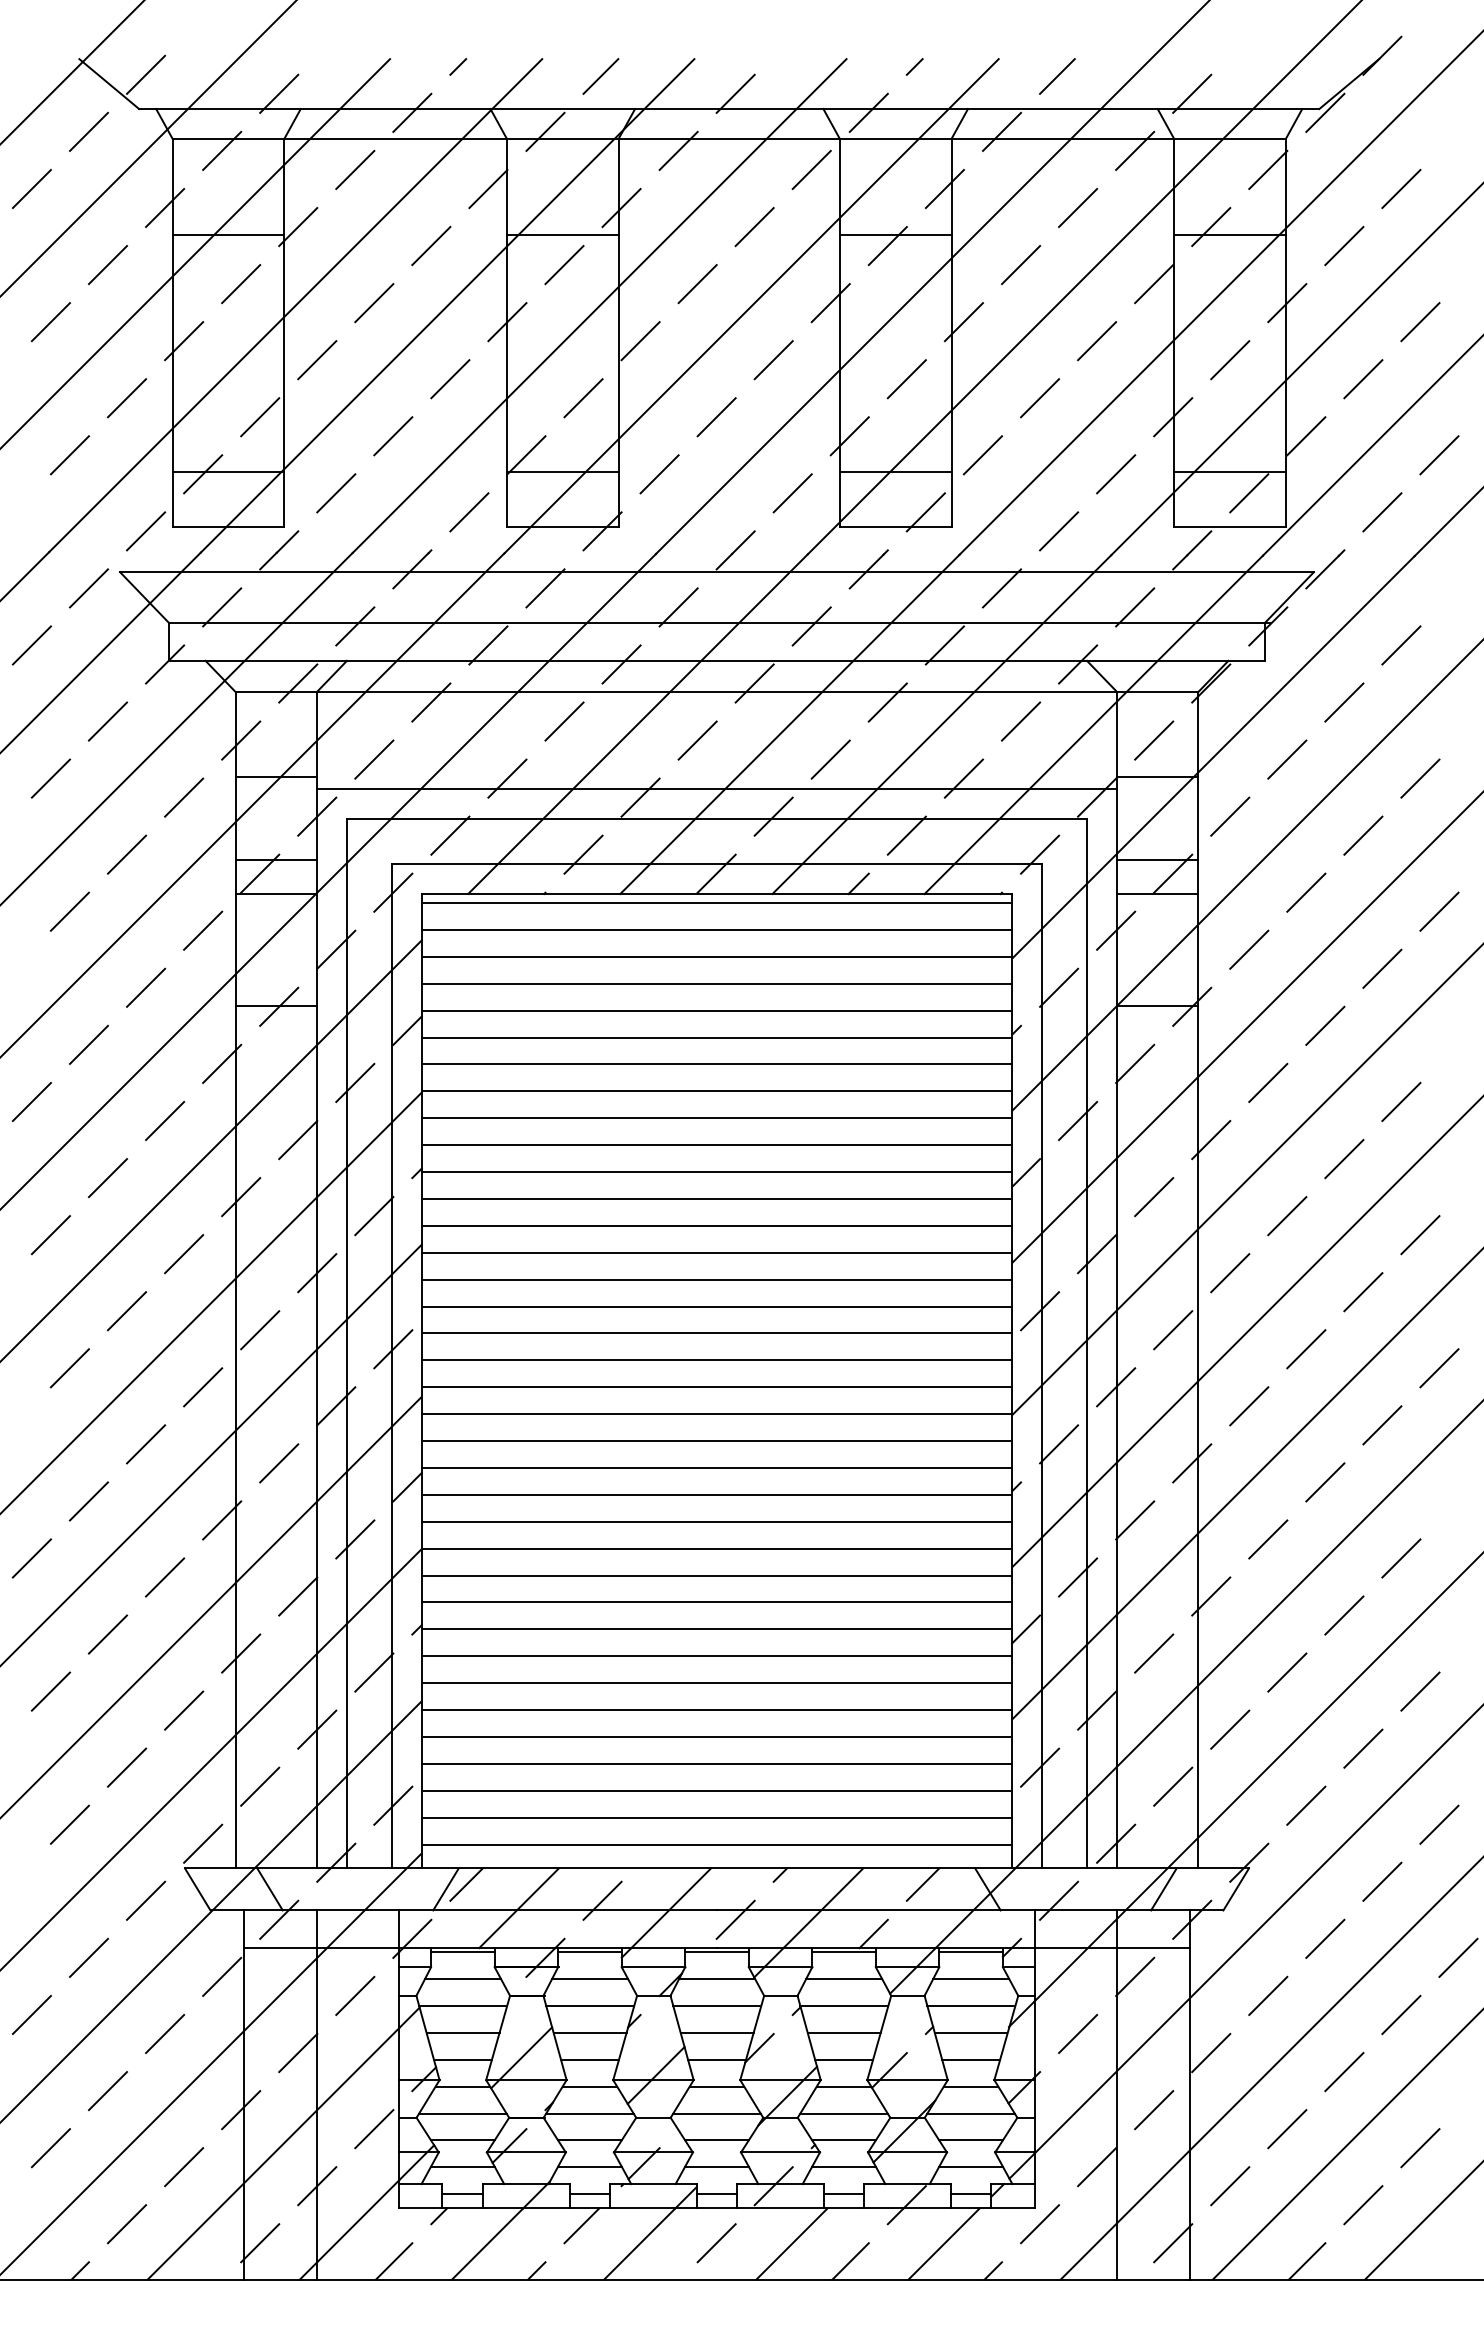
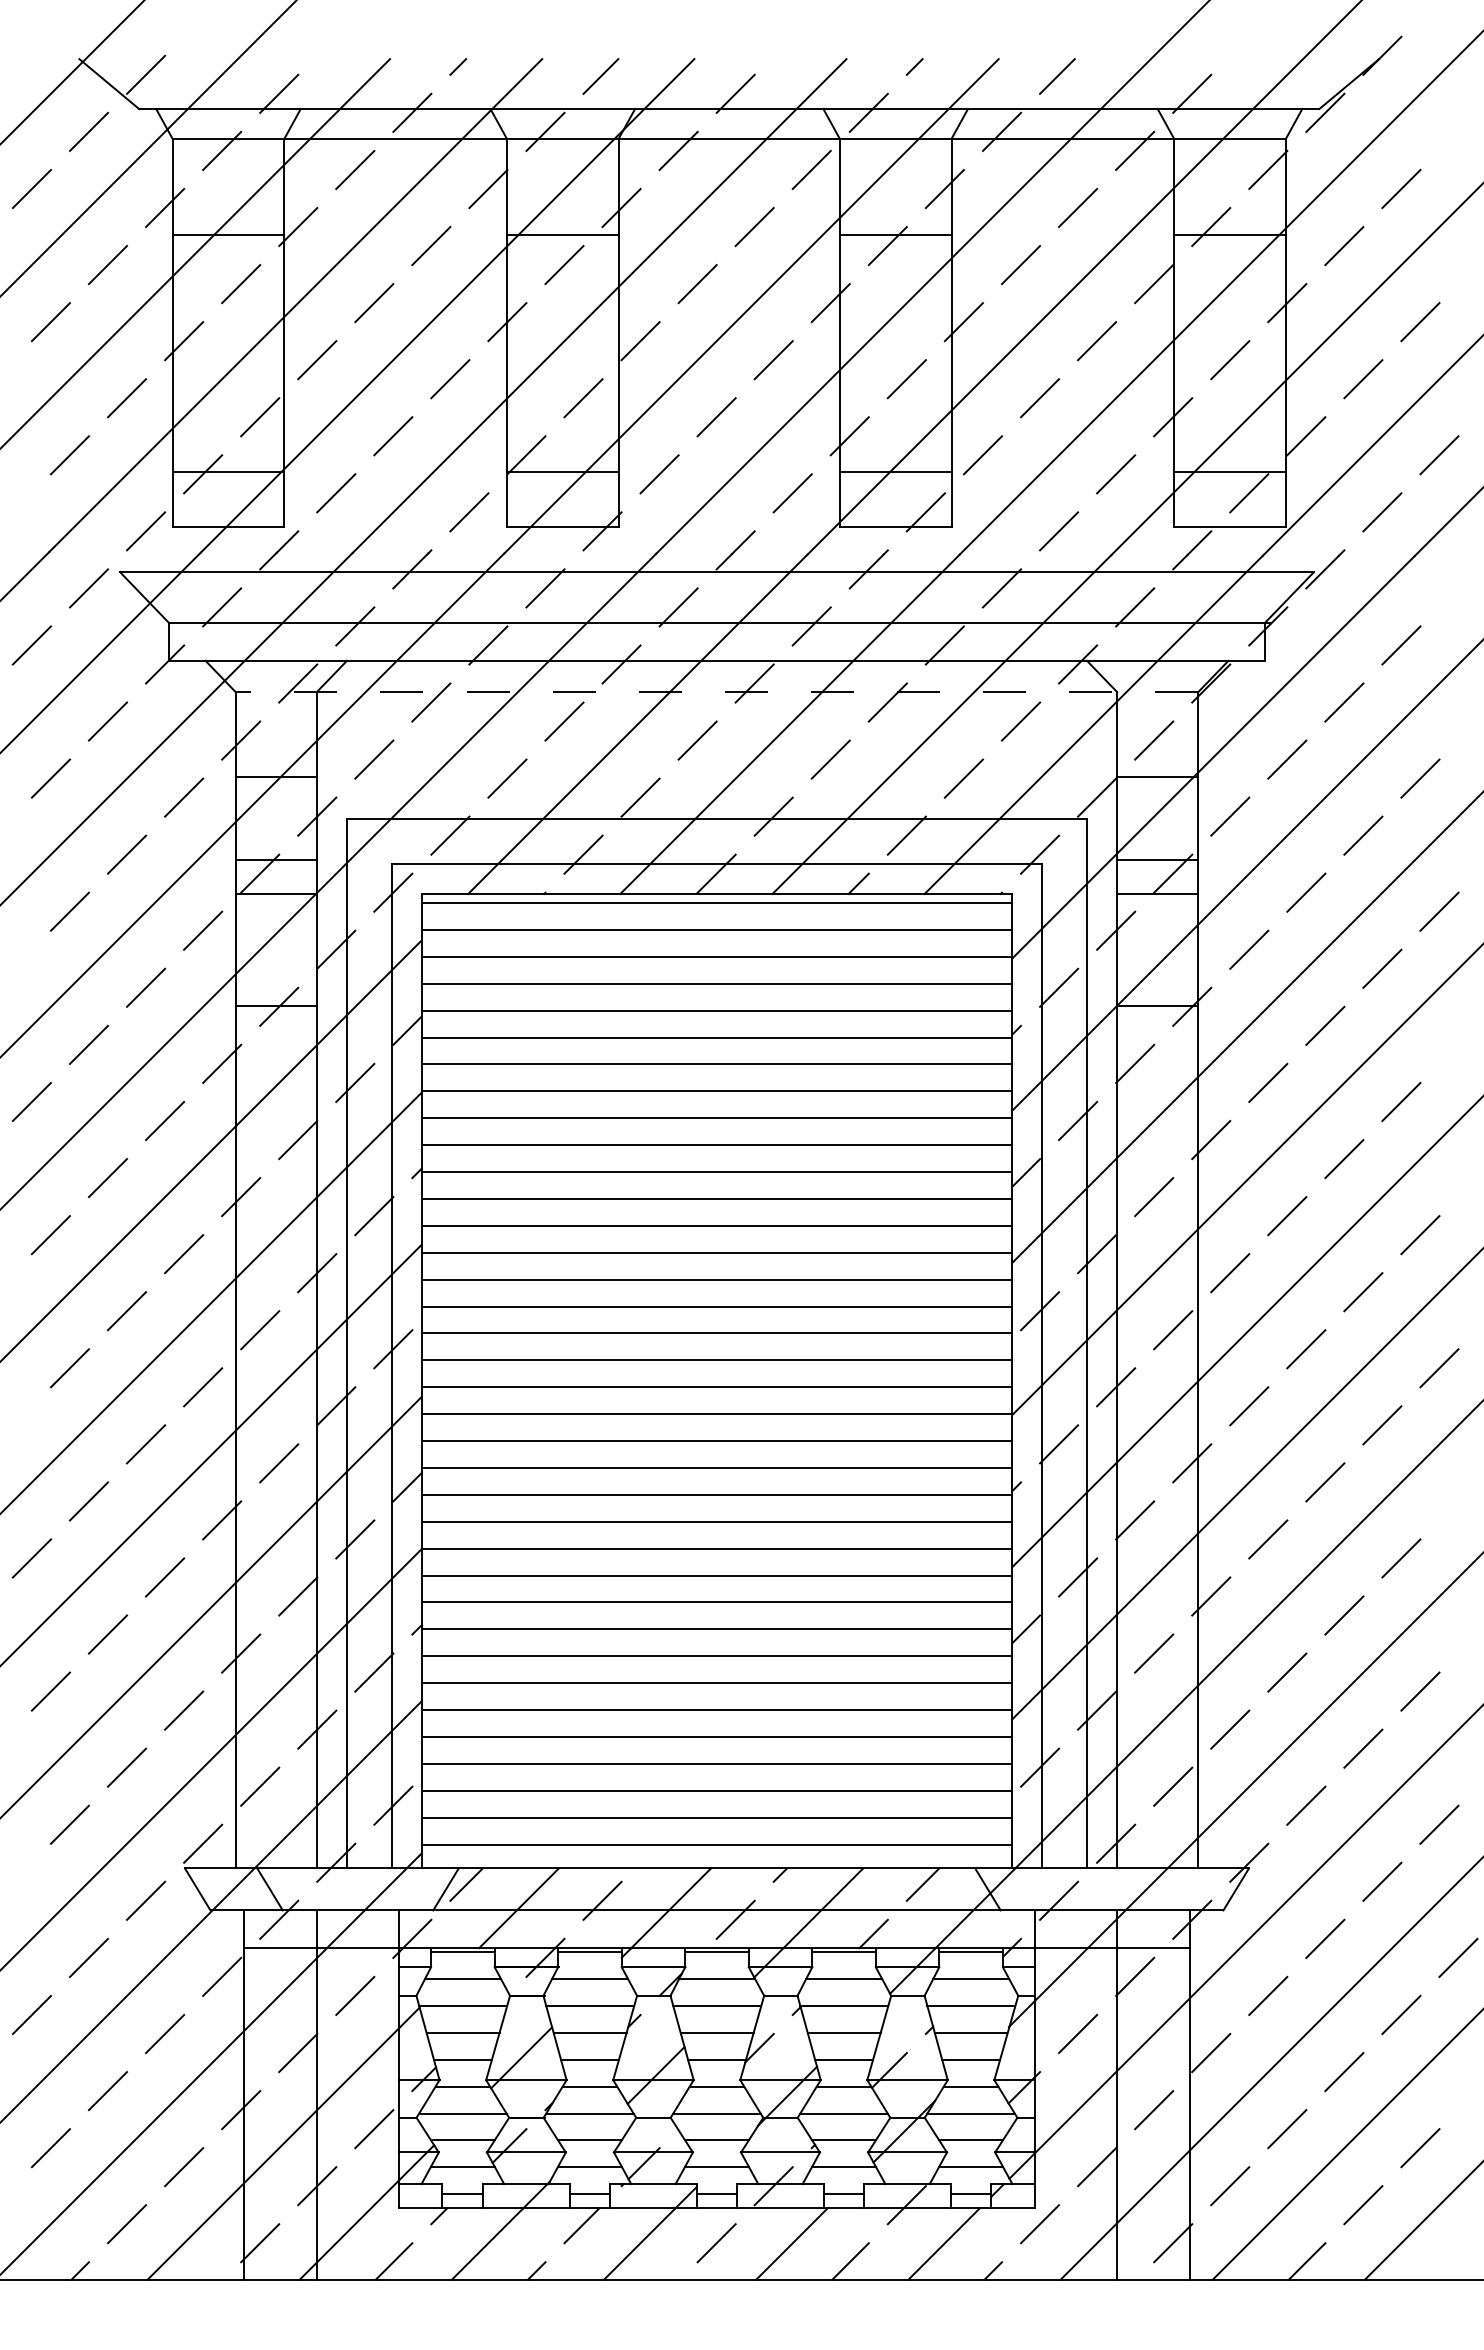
line: solid -> dashed (716, 692)
line: present -> none (716, 789)
line: present -> none (1163, 1889)
